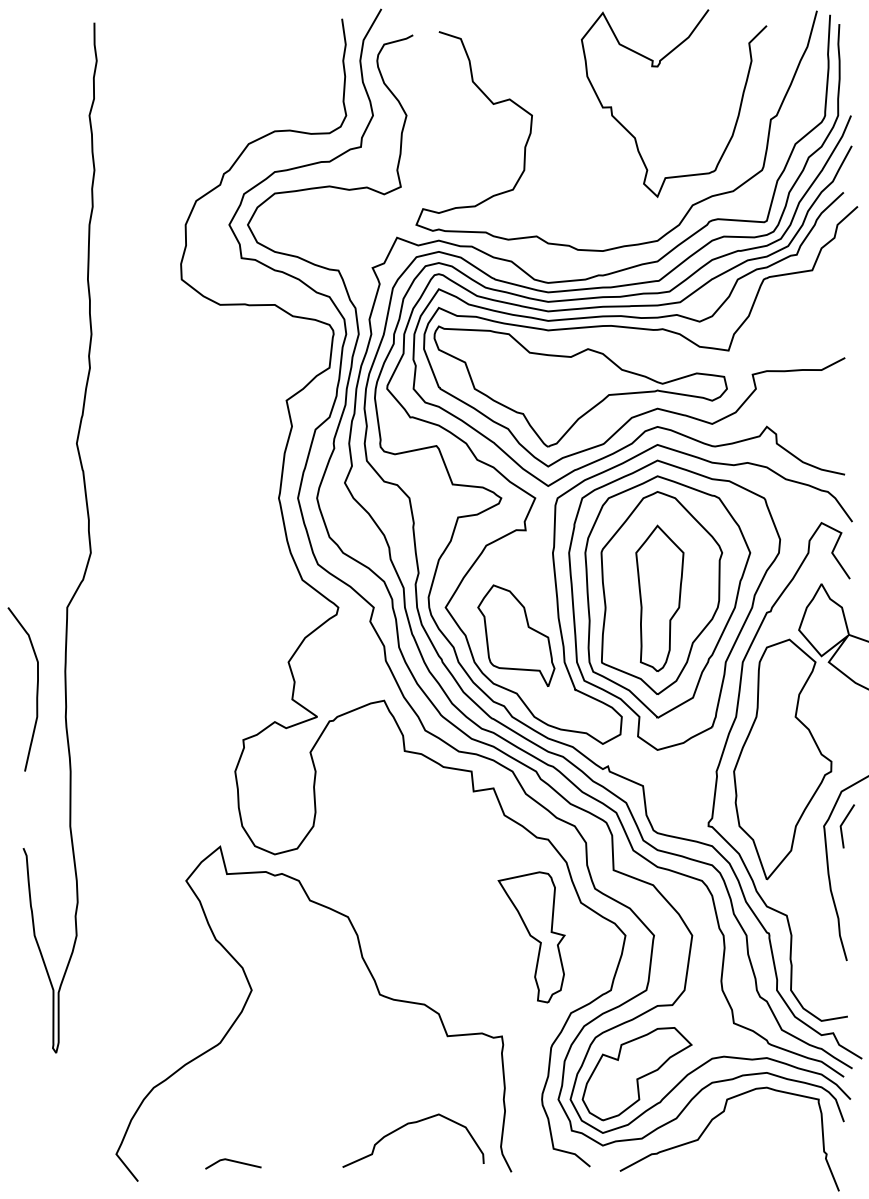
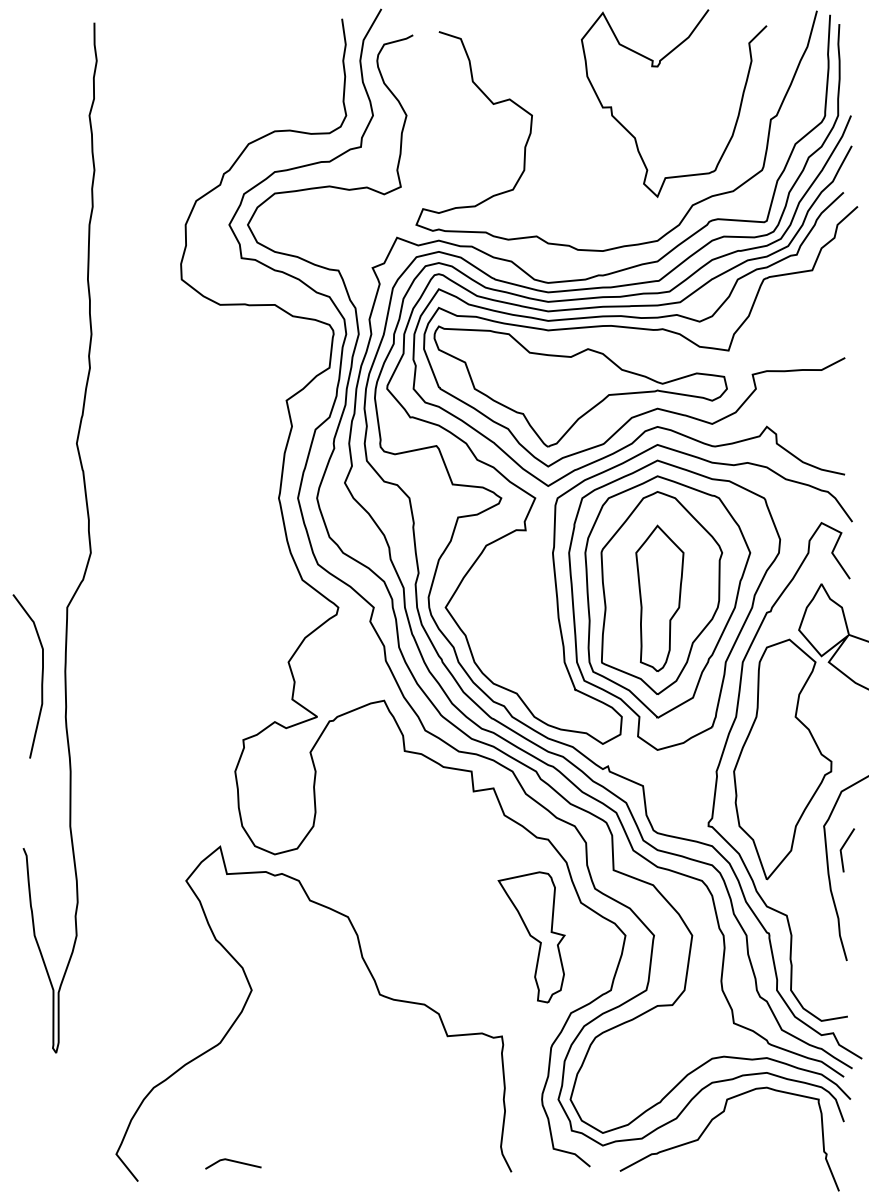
part: present -> none (516, 635)
curve position: (36, 689) -> (41, 676) (41, 676)
line position: (844, 822) -> (844, 846) (844, 846)
part: present -> none (636, 1074)
curve: present -> none (405, 1126)
